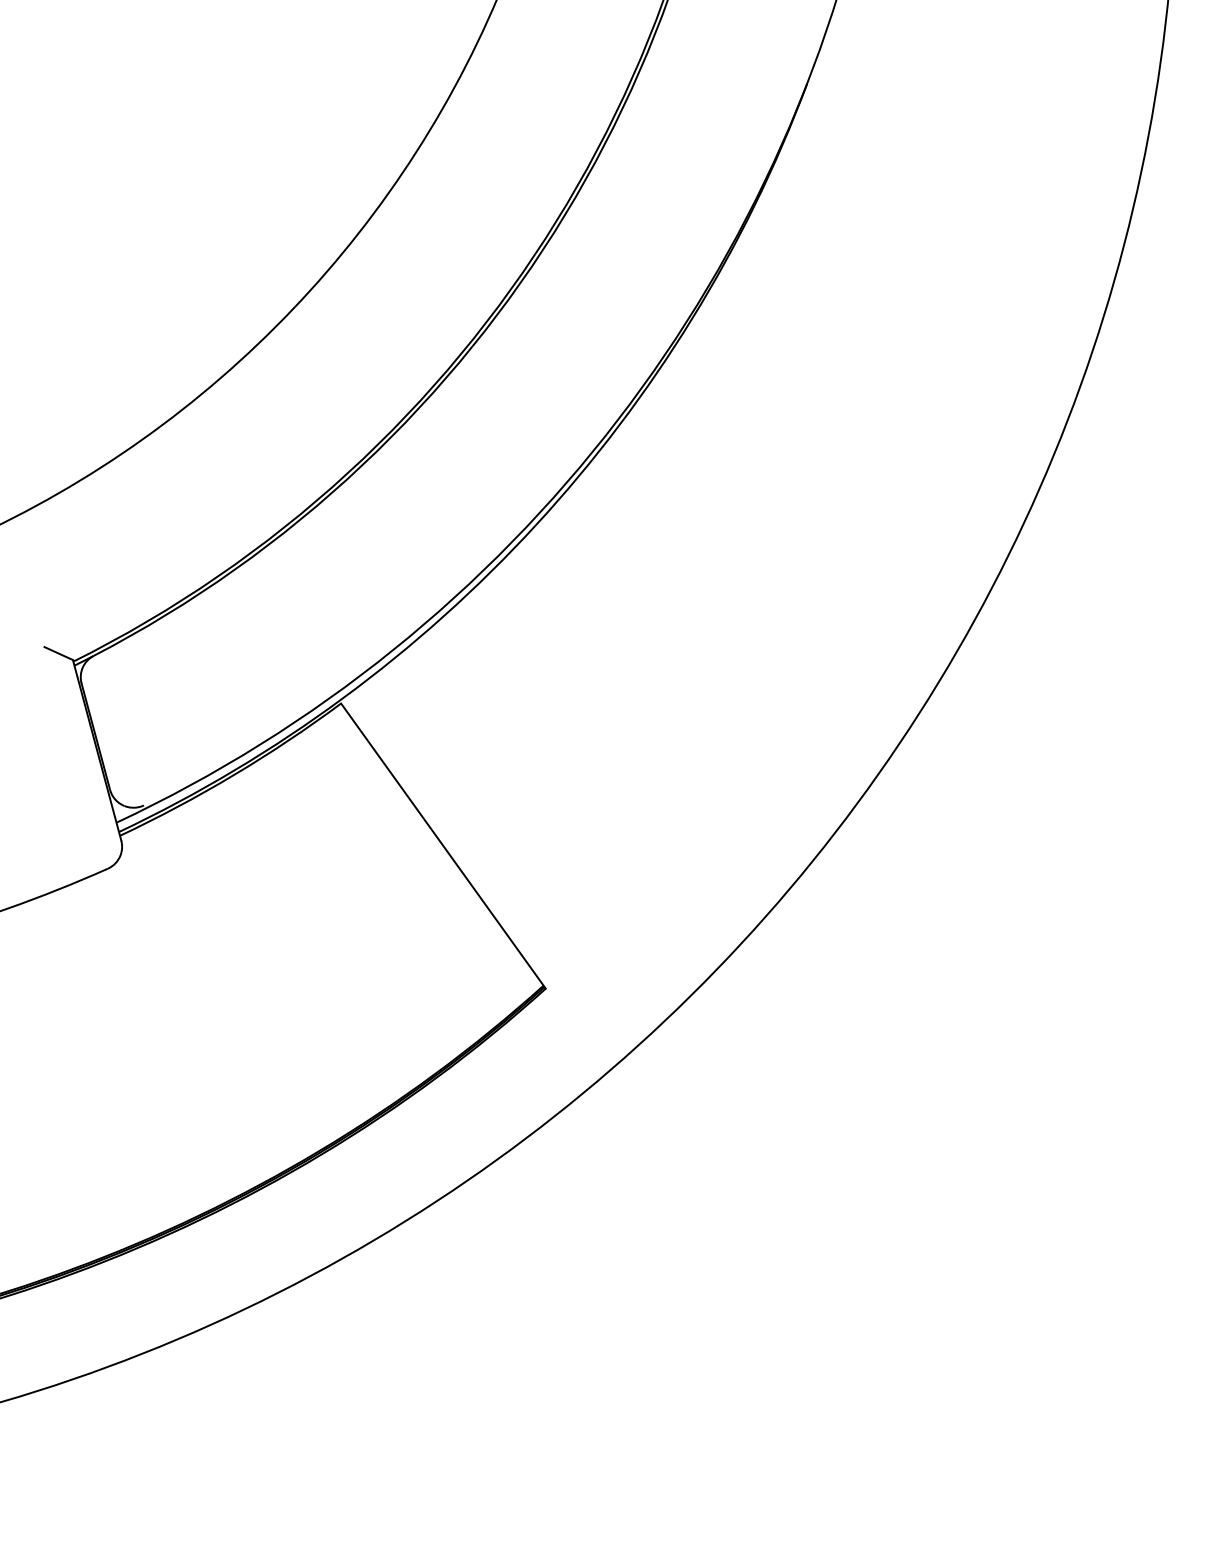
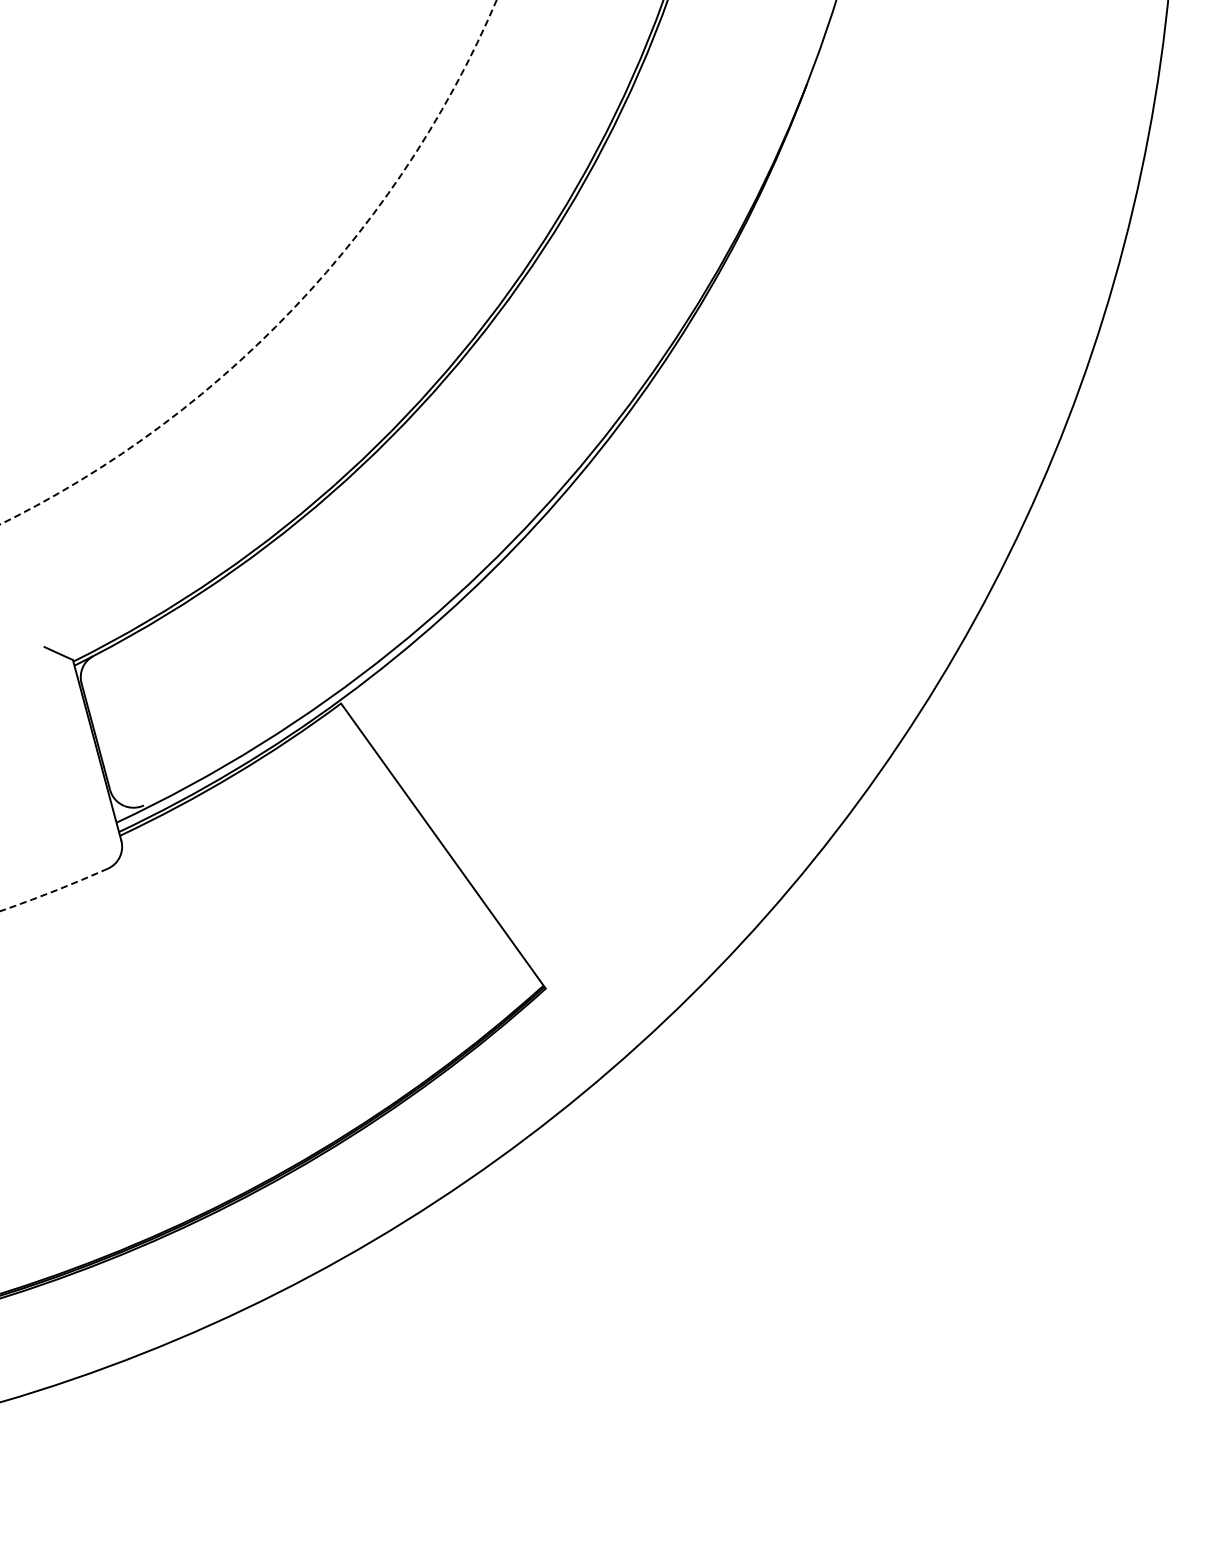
circle: solid -> dashed (248, 262)
arc: solid -> dashed (54, 890)
